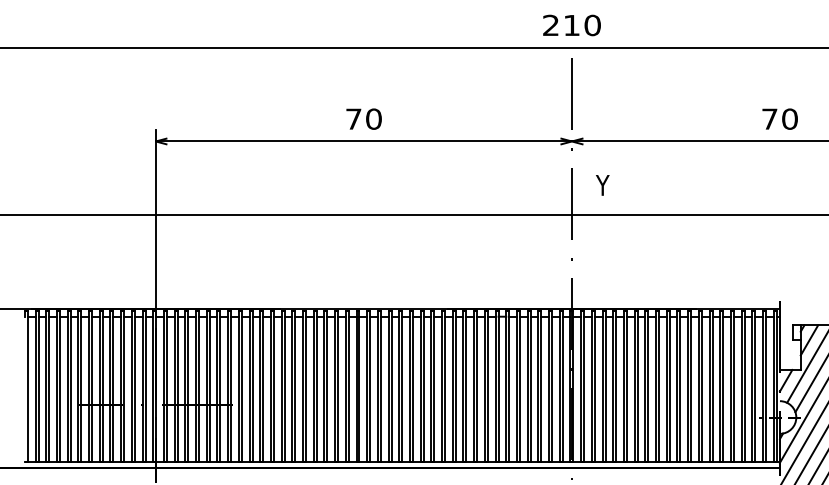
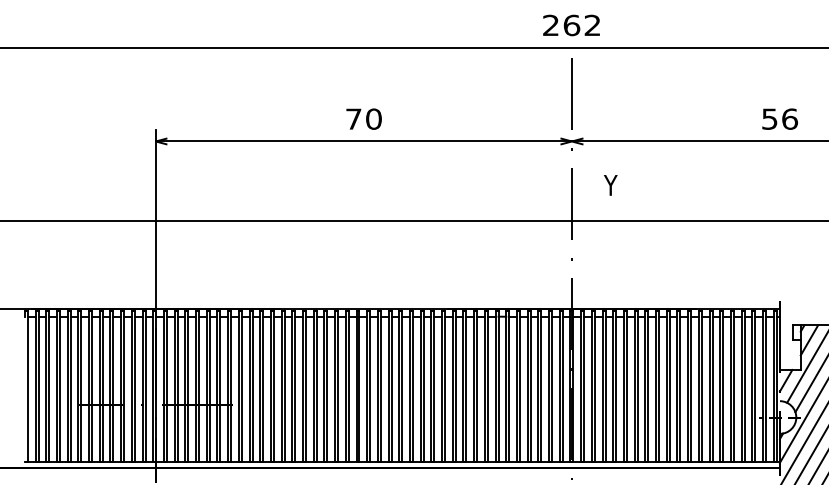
text: 210 -> 262 (581, 25)
text: 70 -> 56 (780, 118)
text position: (602, 185) -> (610, 185) (610, 185)
line position: (413, 215) -> (413, 221) (413, 221)
